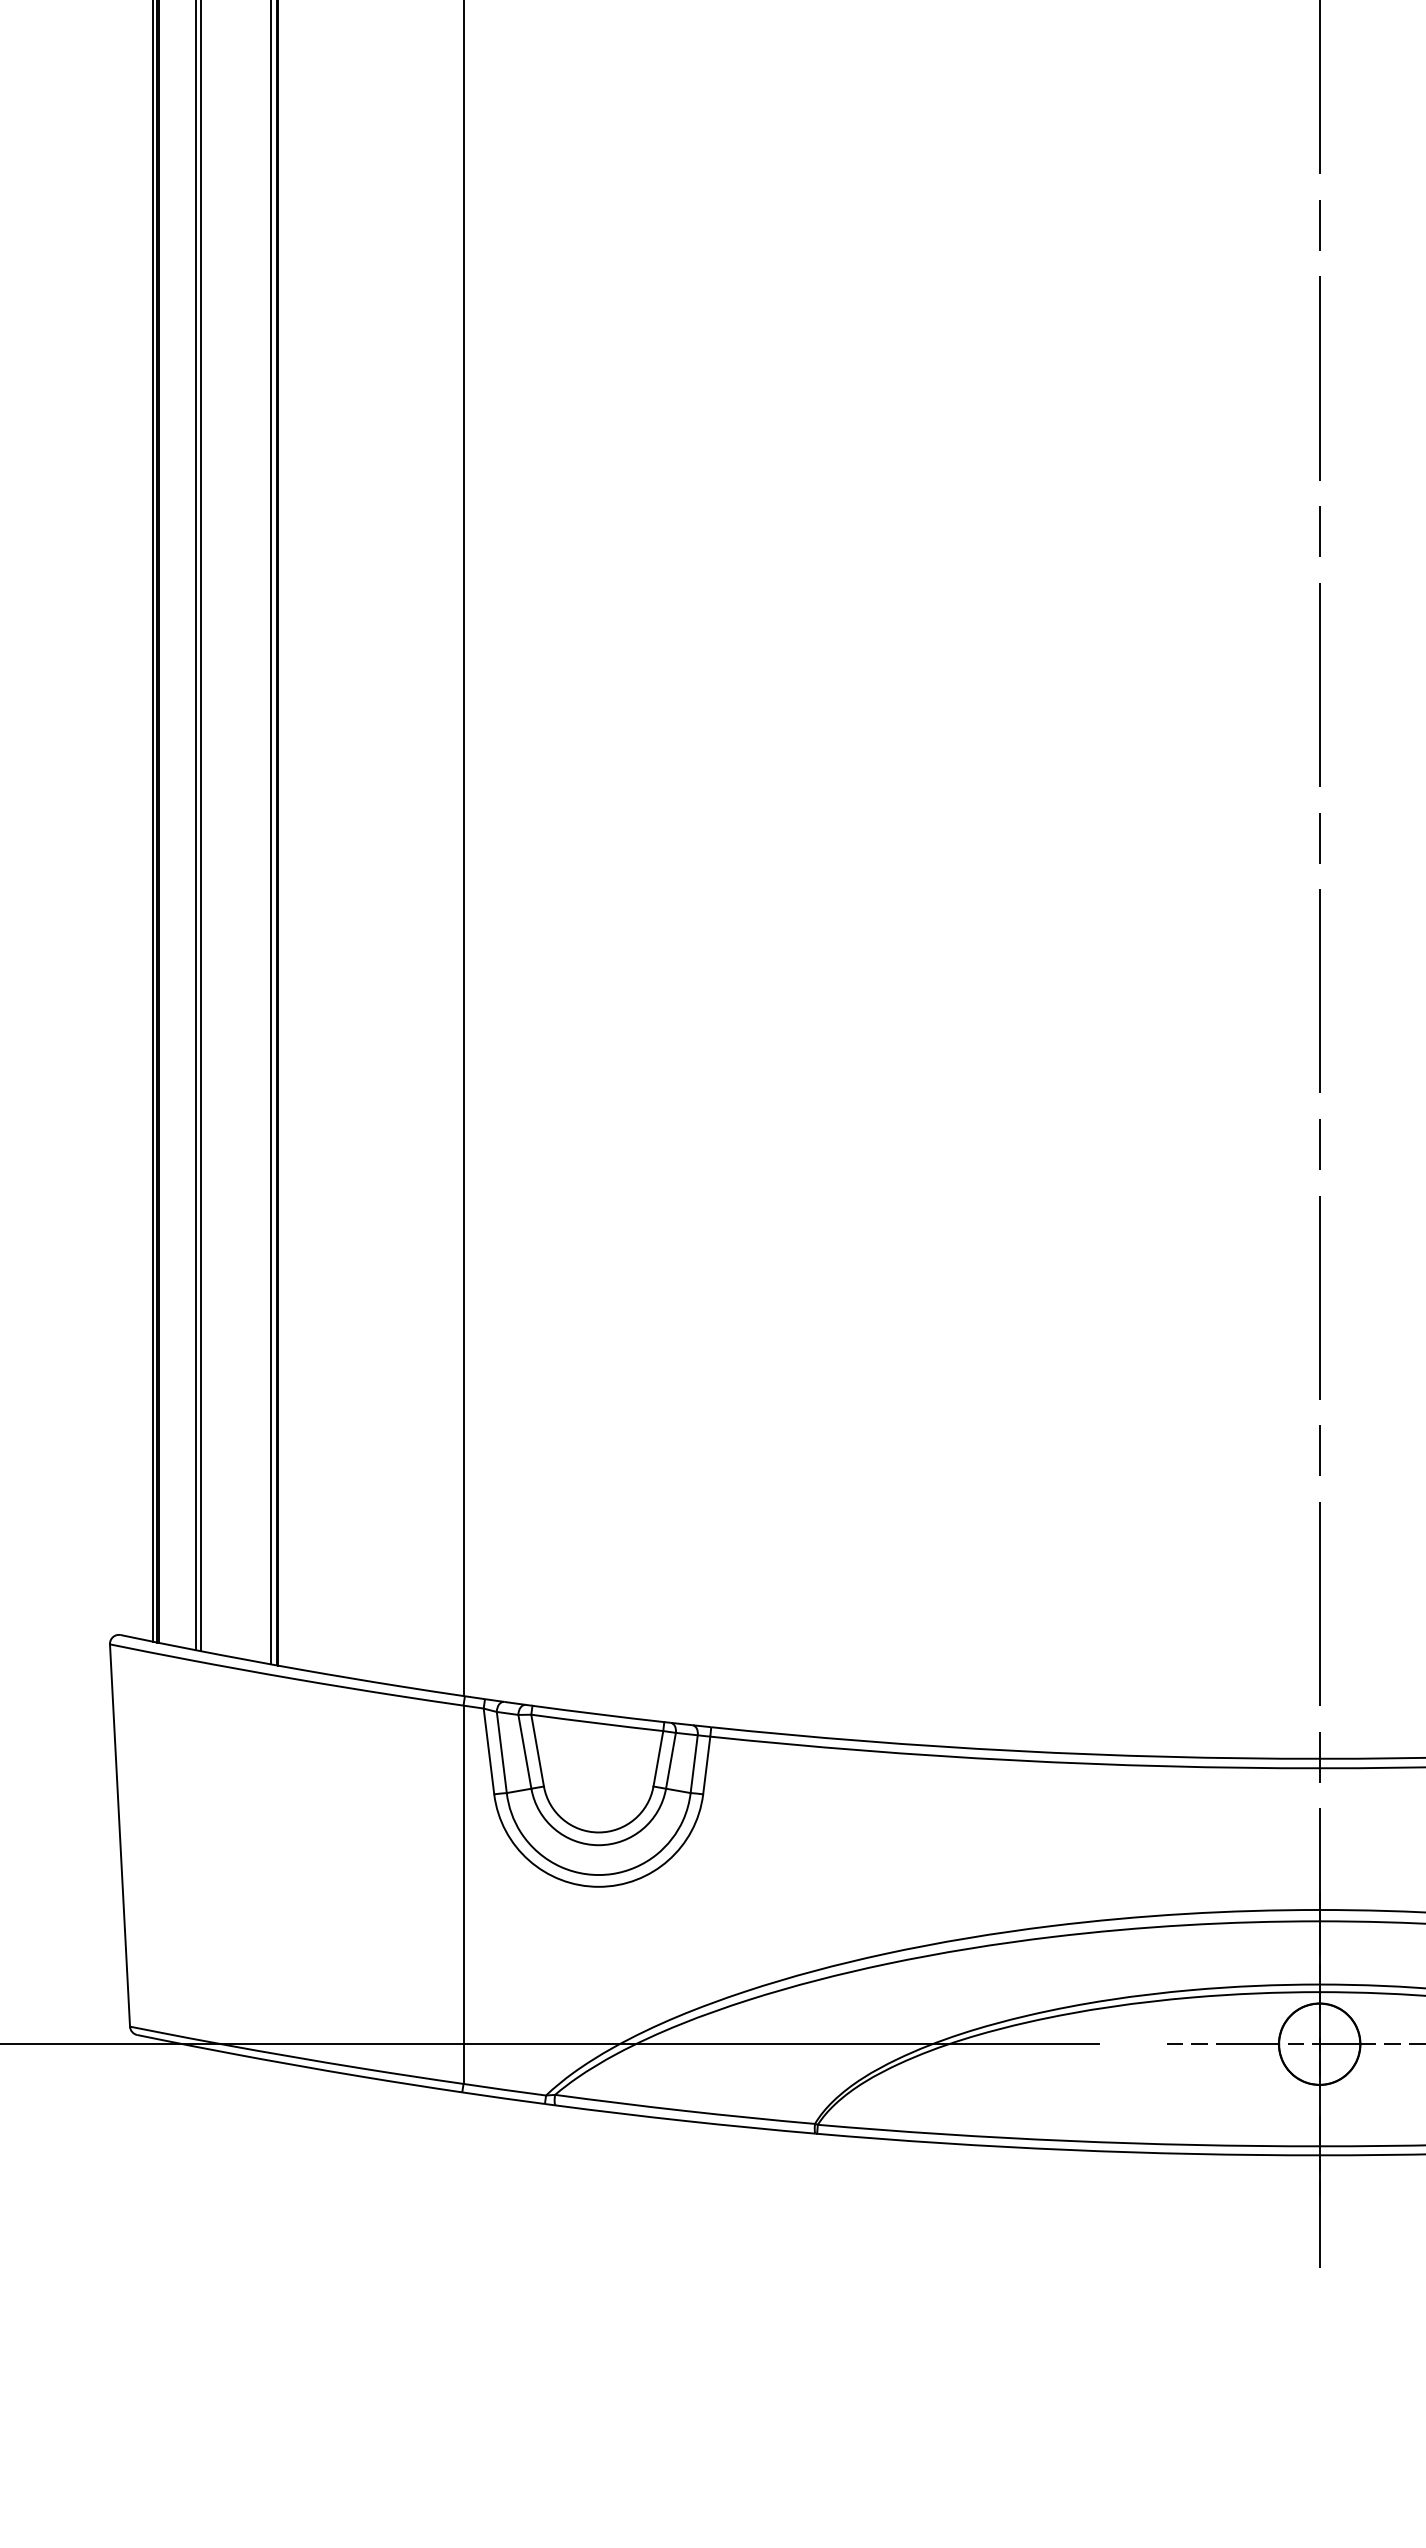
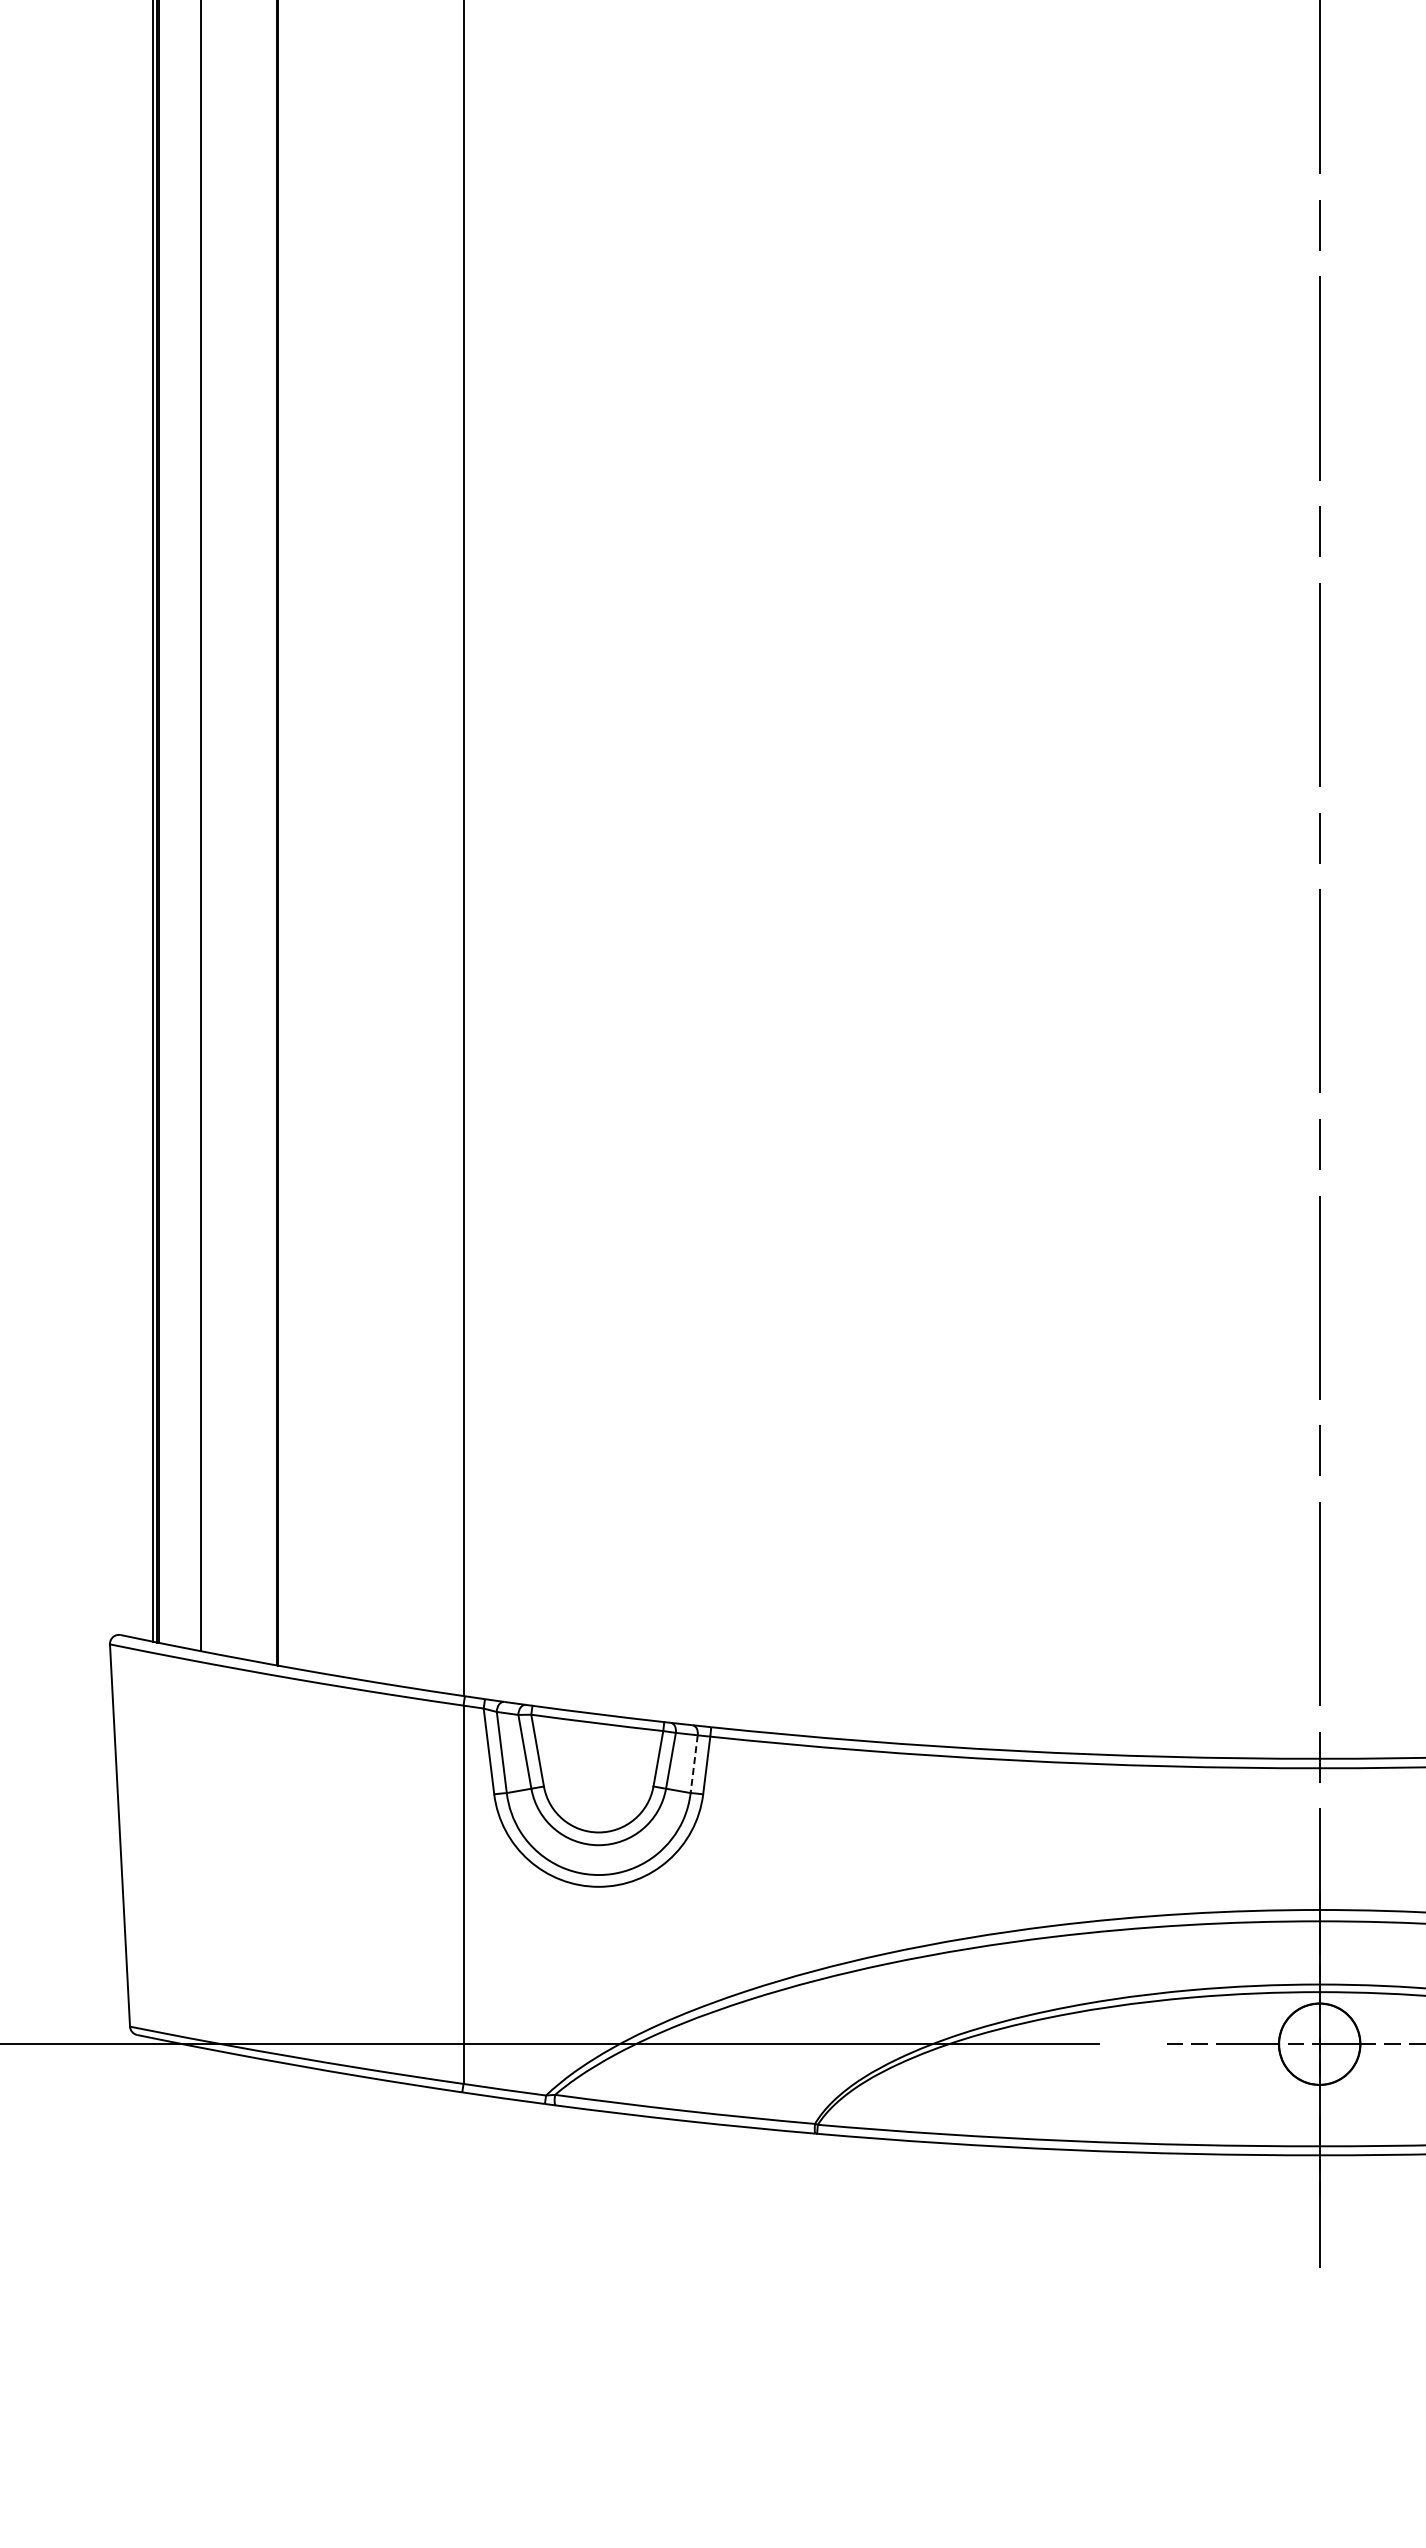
line: present -> none (196, 826)
line: present -> none (270, 833)
line: solid -> dashed (694, 1764)
